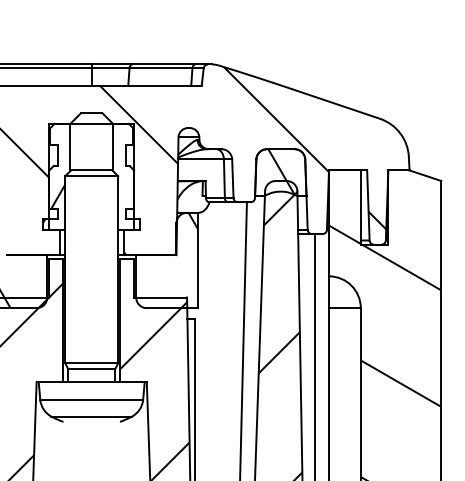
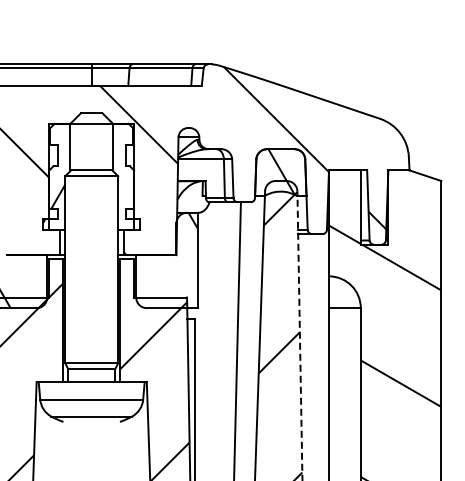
line: solid -> dashed (299, 336)
line position: (243, 339) -> (237, 339) (237, 339)
line: present -> none (315, 355)
